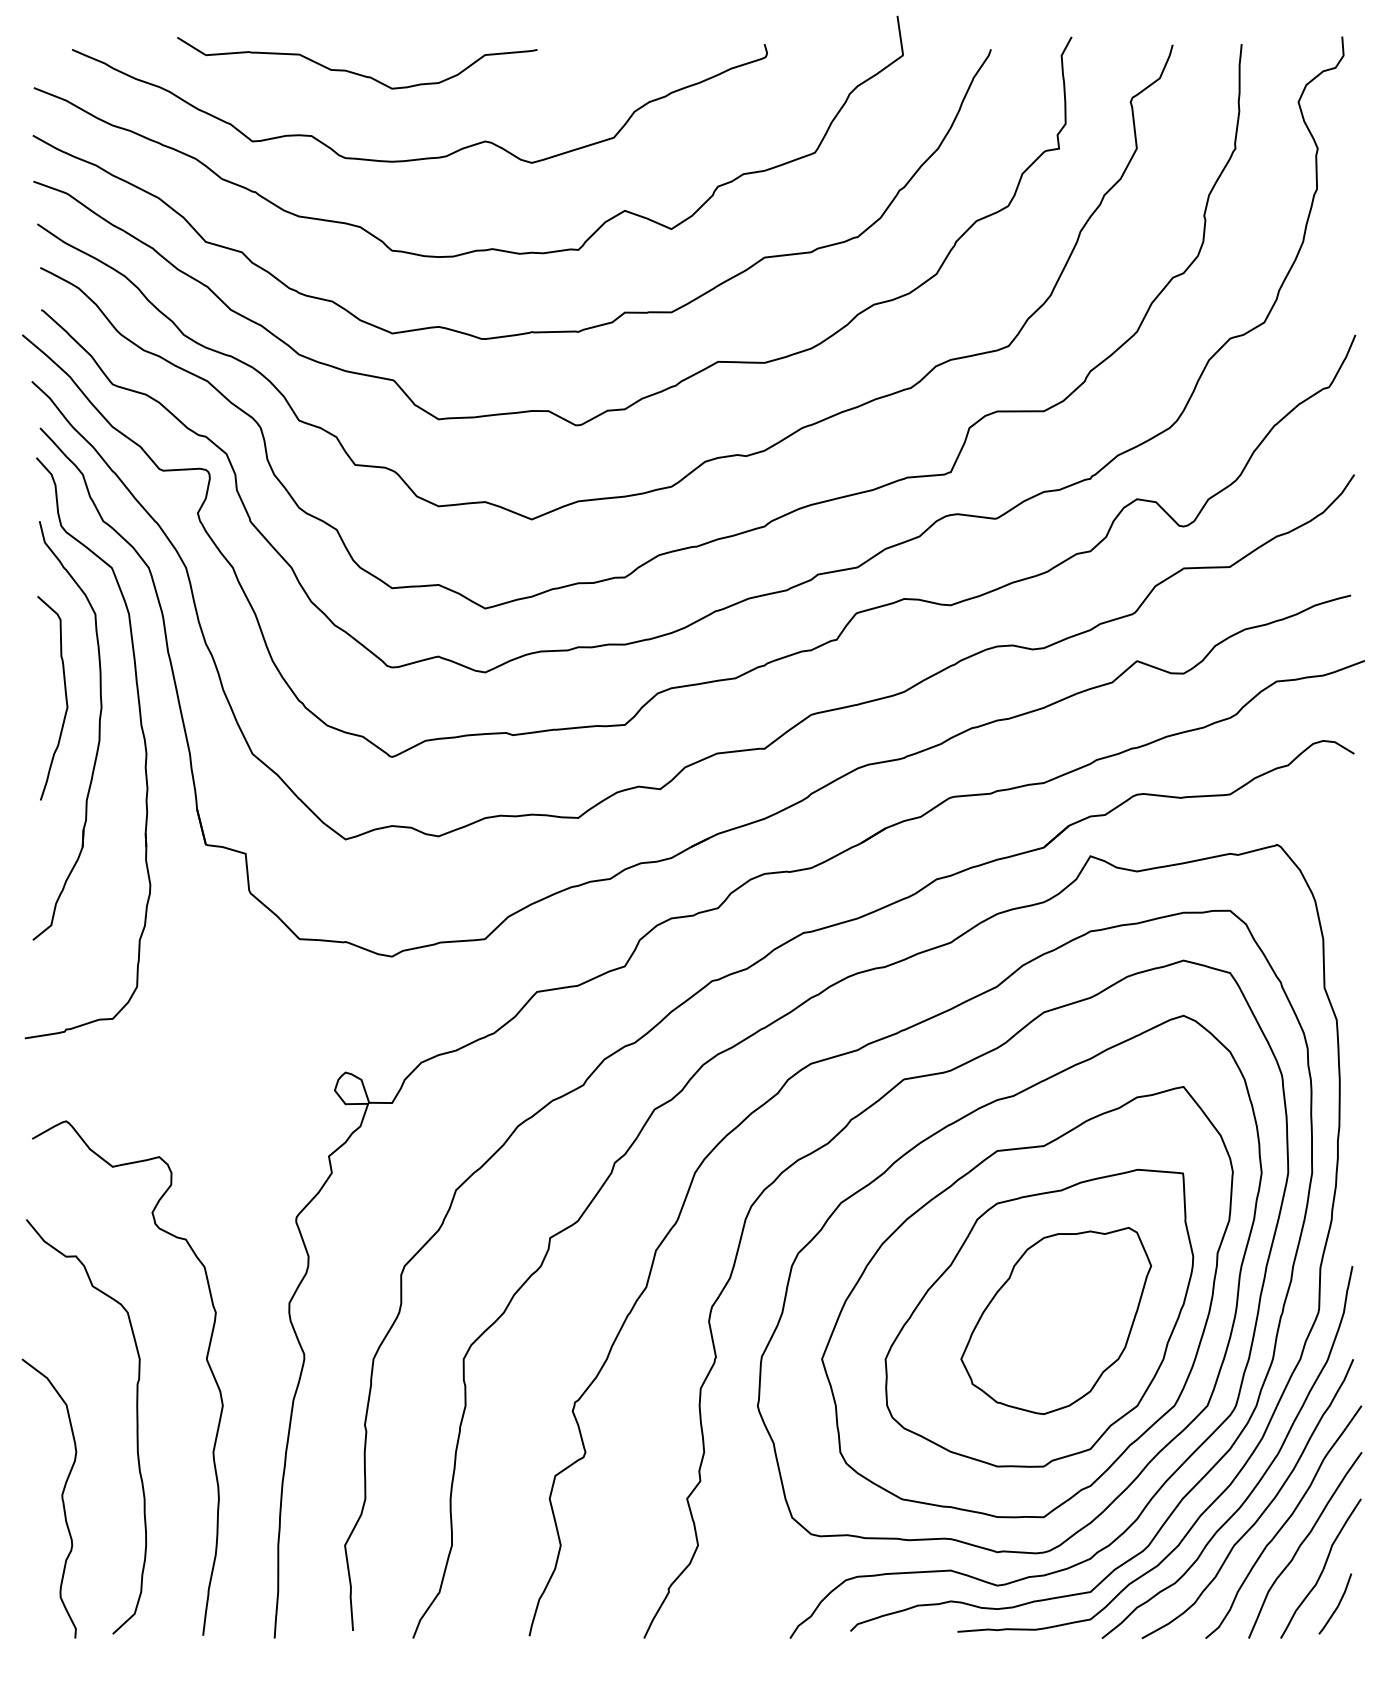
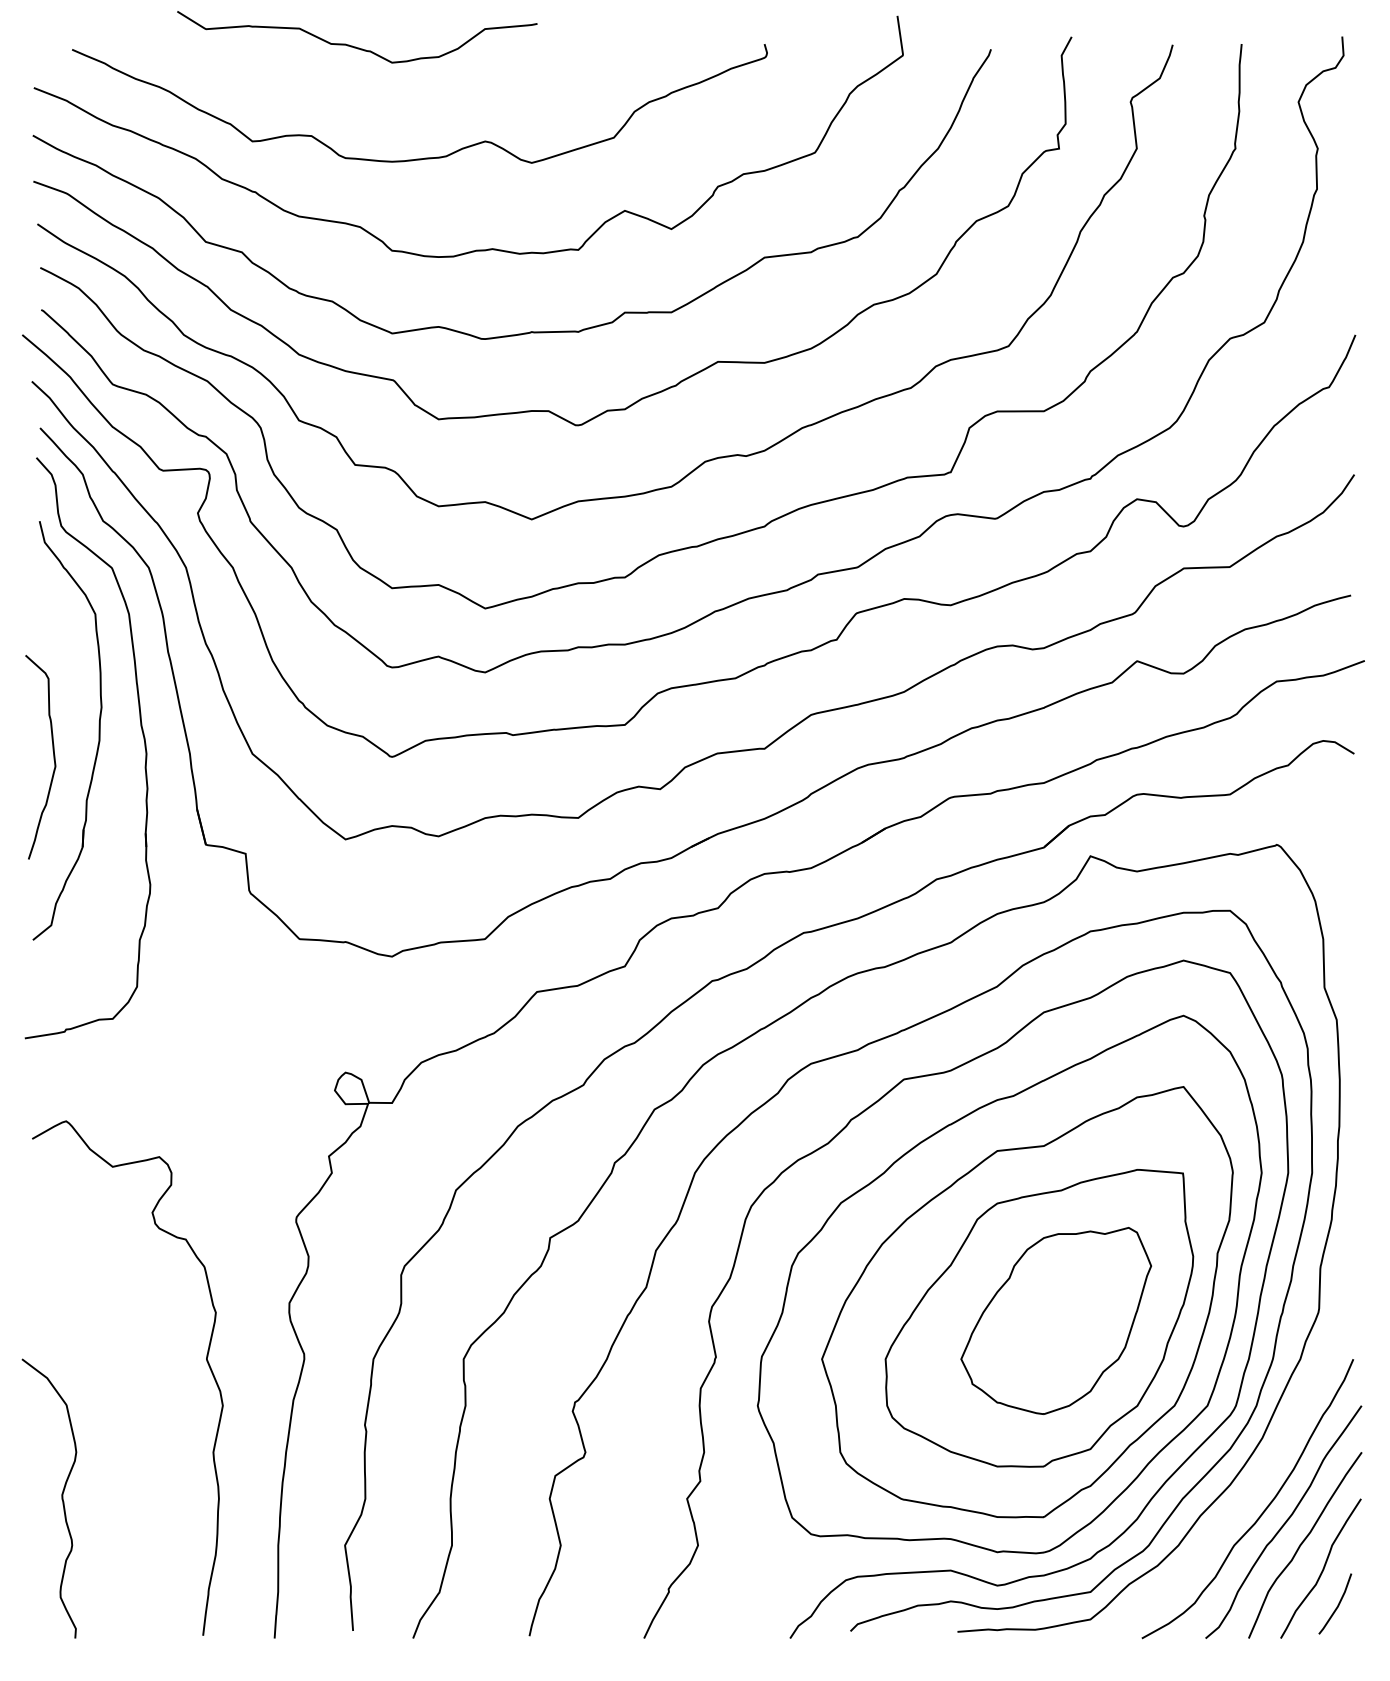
curve position: (355, 72) -> (355, 46) (355, 46)
curve position: (65, 698) -> (53, 757) (53, 757)
curve: present -> none (136, 1426)
curve: present -> none (1261, 1476)
